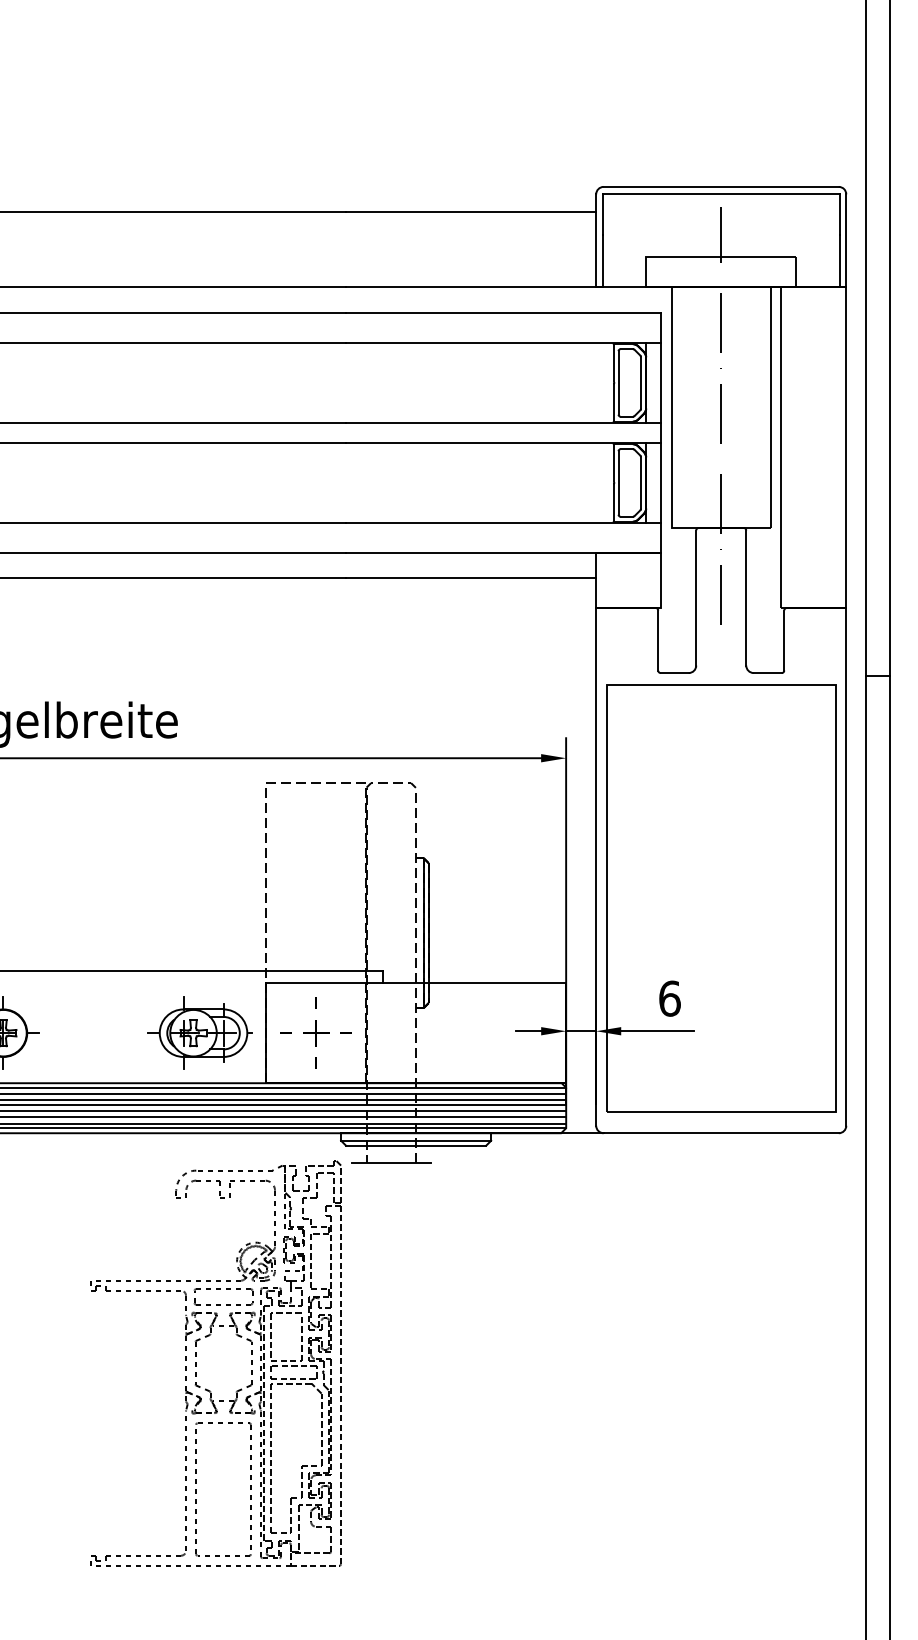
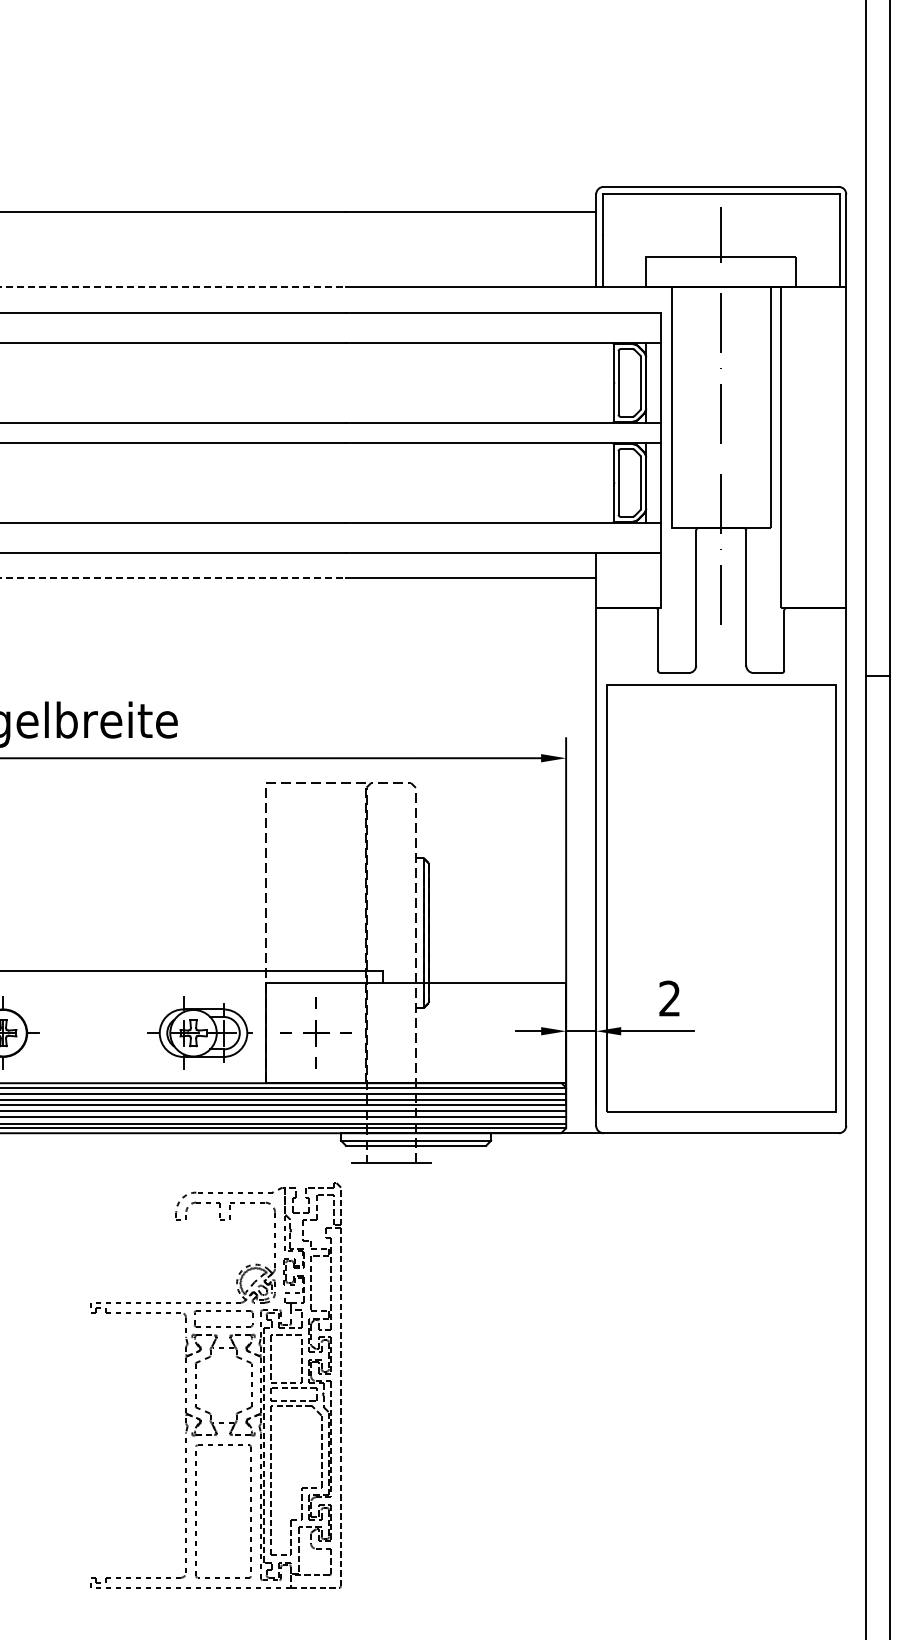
line: solid -> dashed (173, 286)
line: solid -> dashed (173, 578)
text: 6 -> 2 (669, 998)
part position: (196, 1363) -> (196, 1385) (196, 1385)
